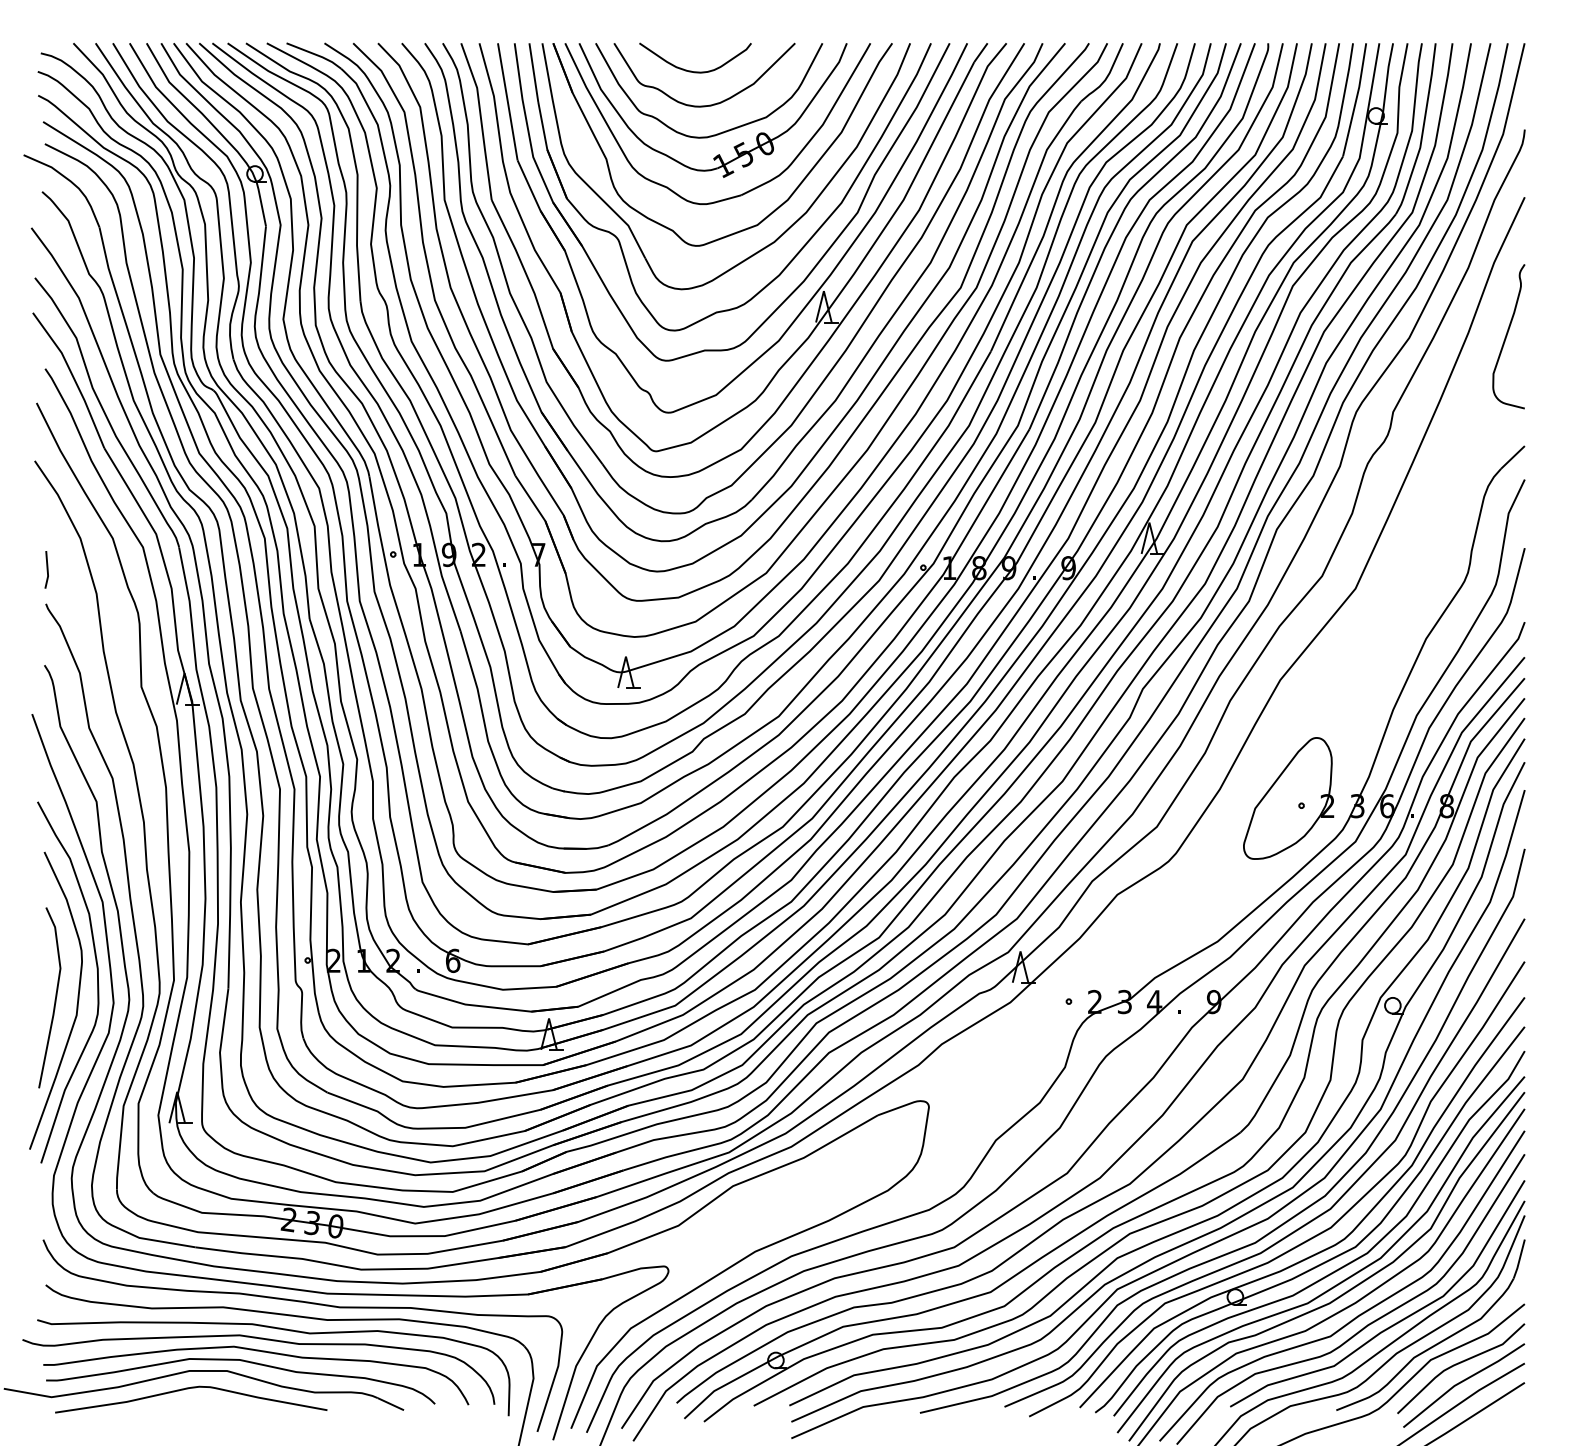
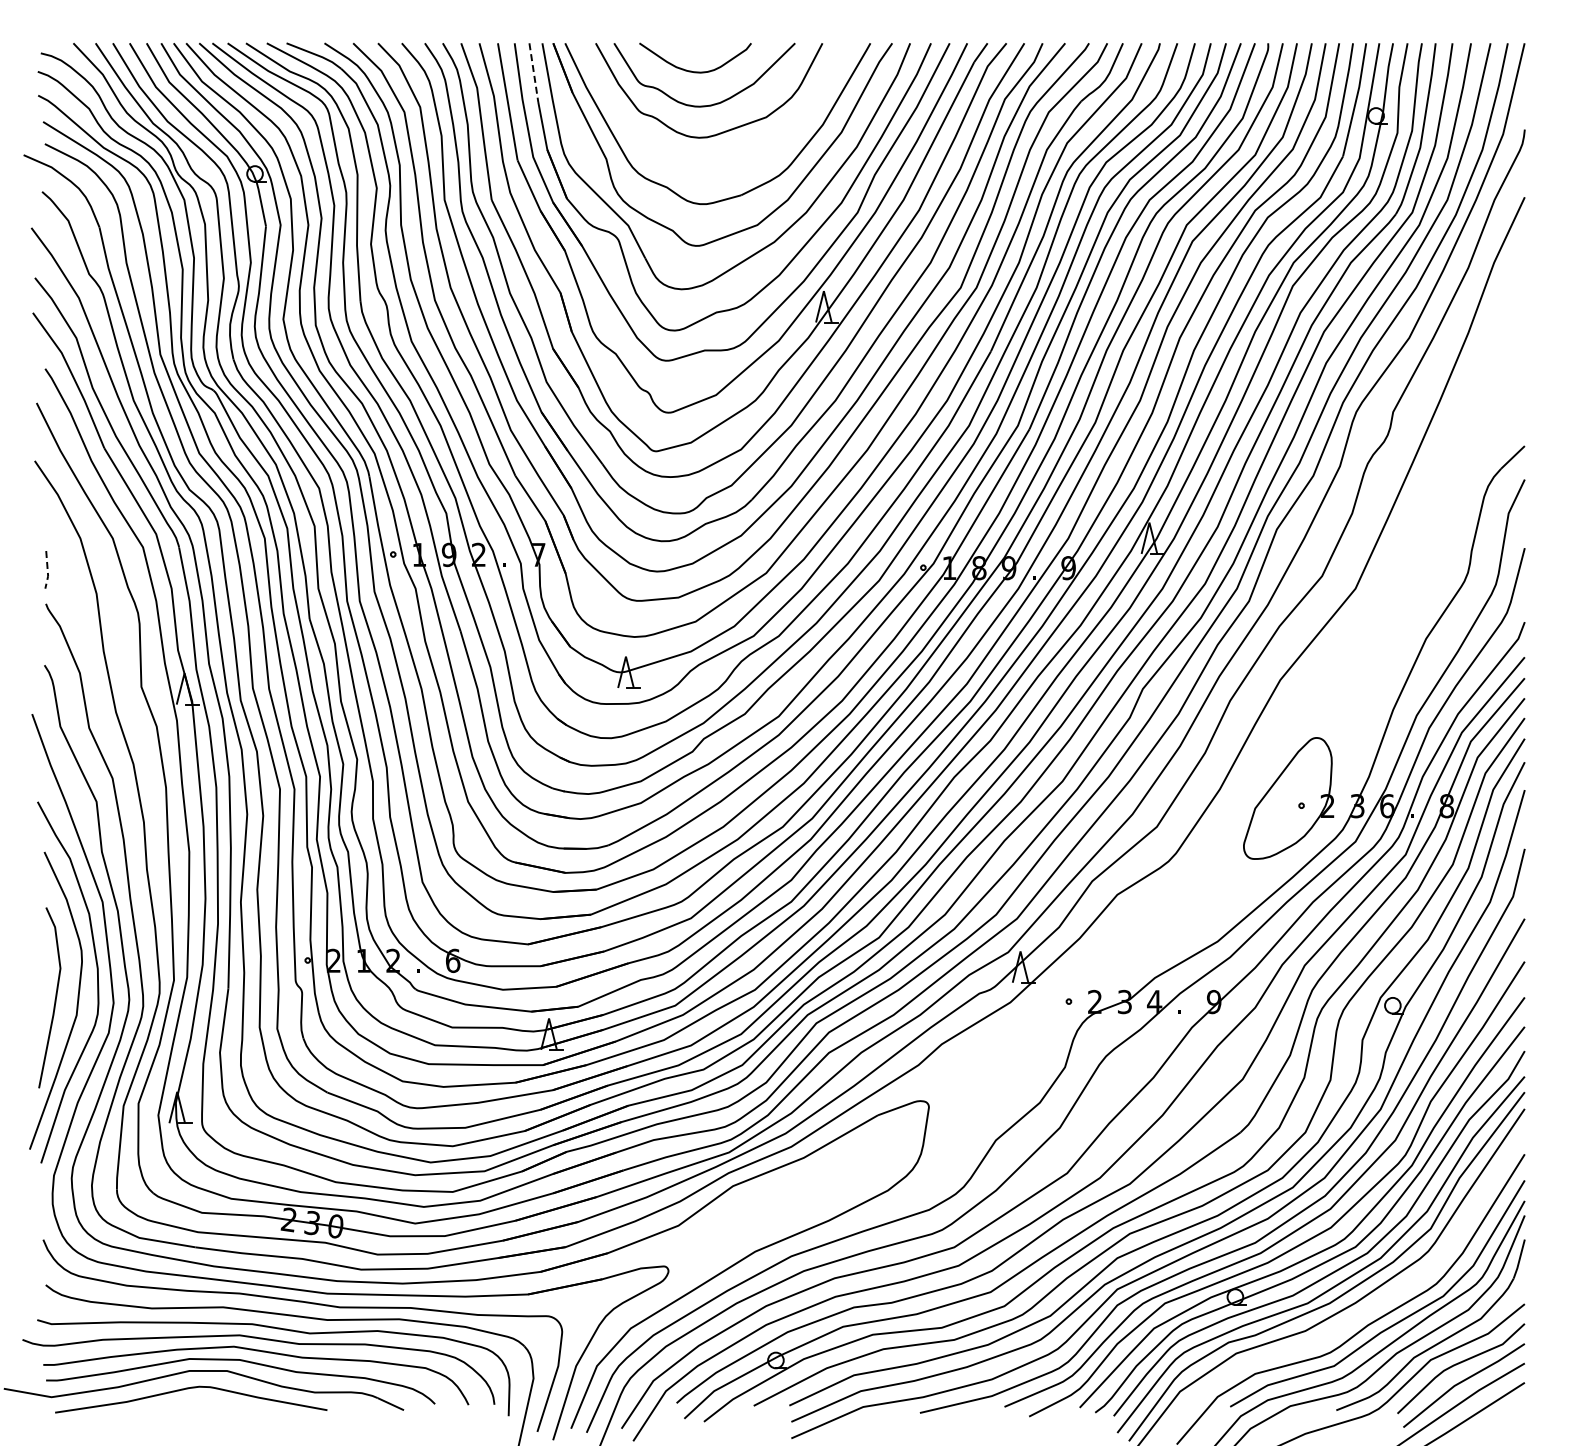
line: solid -> dashed (533, 72)
part: present -> none (733, 146)
curve: present -> none (1507, 336)
line: solid -> dashed (47, 570)
curve: present -> none (1360, 1313)
